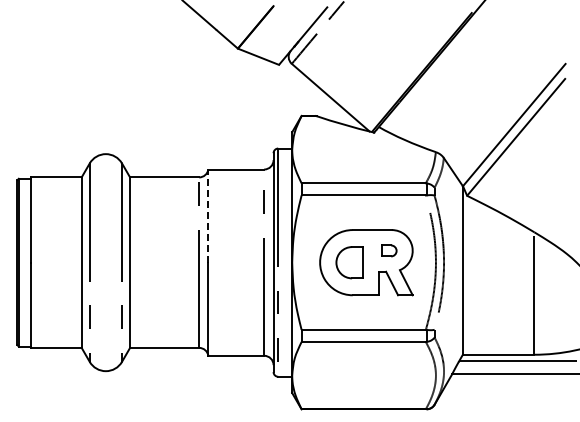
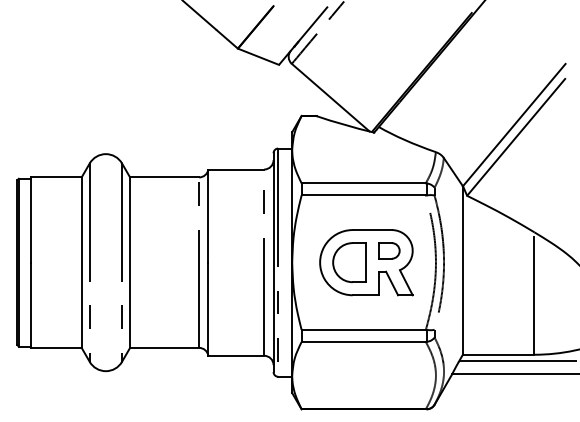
line: dashed -> solid (208, 216)
part size: 17x14 px -> 23x18 px (389, 250)
part size: 29x34 px -> 35x42 px (349, 262)
